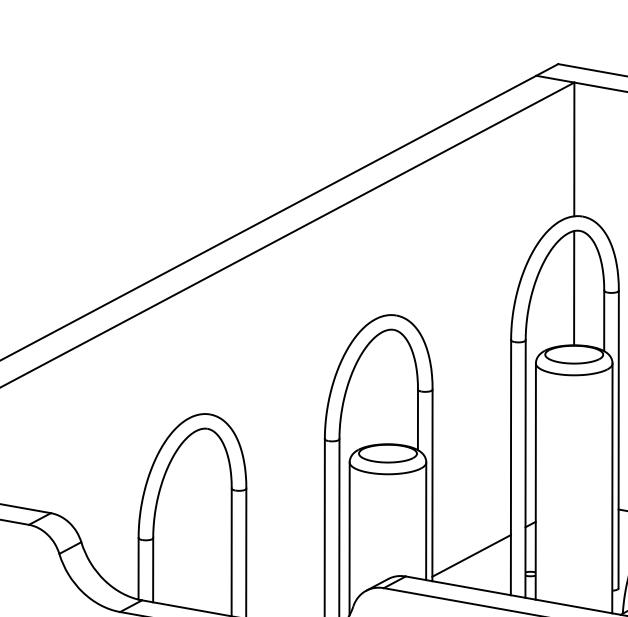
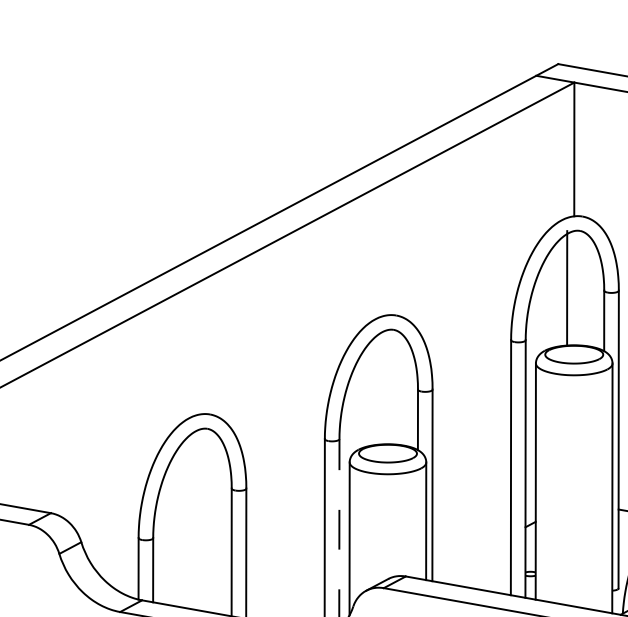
line position: (574, 288) -> (567, 288) (567, 288)
line: solid -> dashed (339, 527)
line: present -> none (471, 555)
